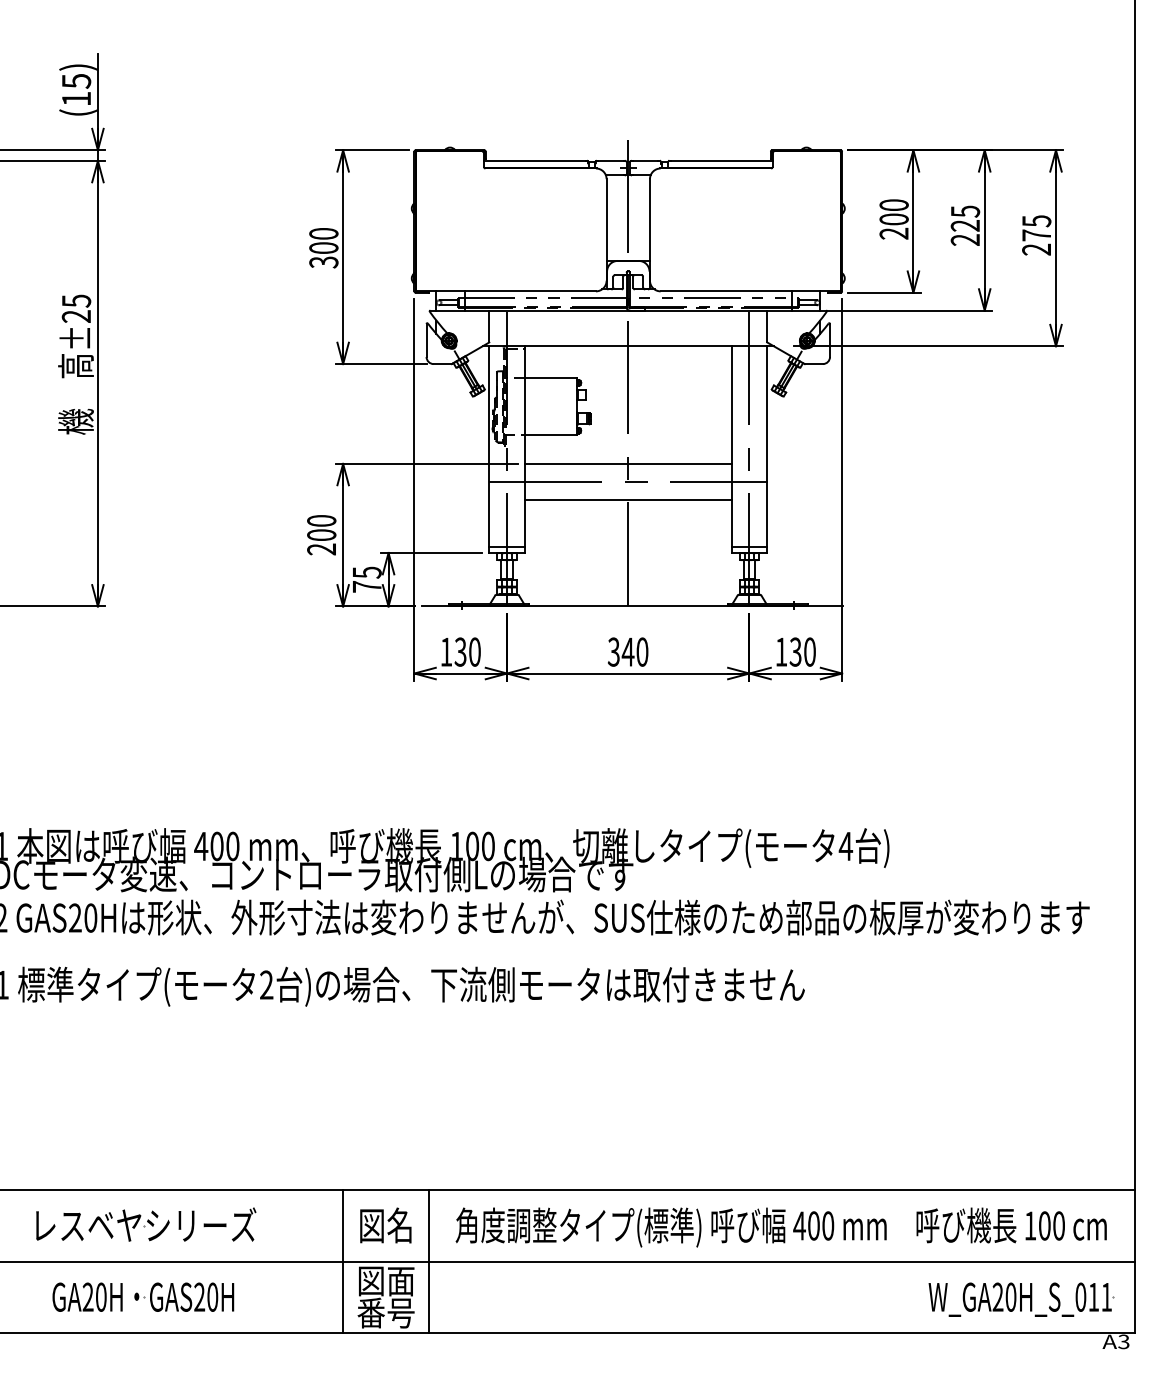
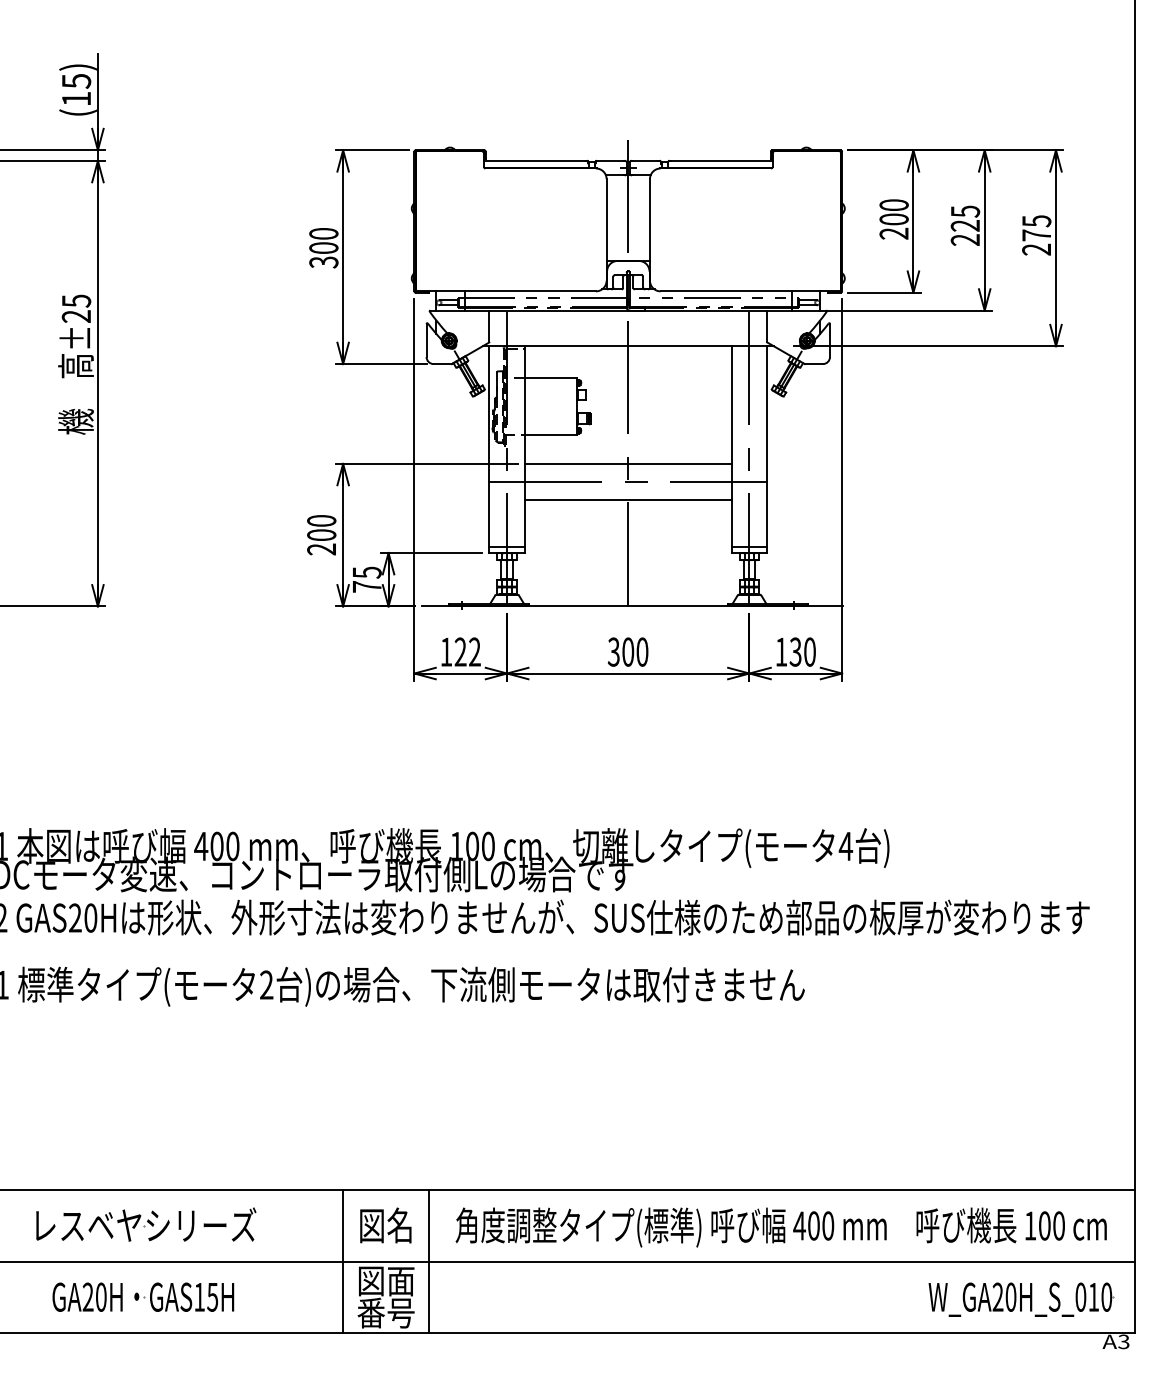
text: 130 -> 122 (467, 651)
text: 340 -> 300 (627, 651)
text: GAS20H -> GAS15H (206, 1296)
text: W_GA20H_S_011 -> W_GA20H_S_010 (1106, 1296)
